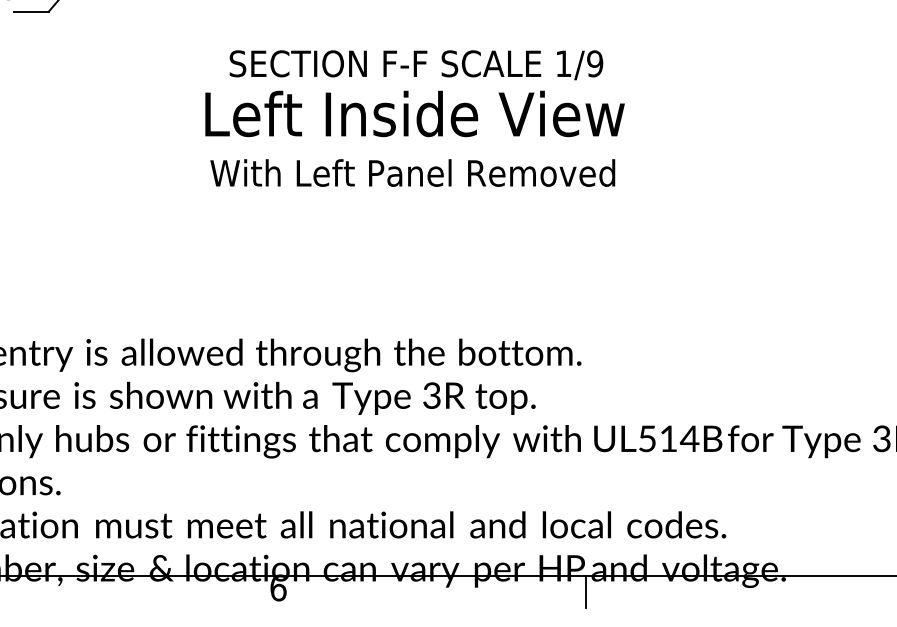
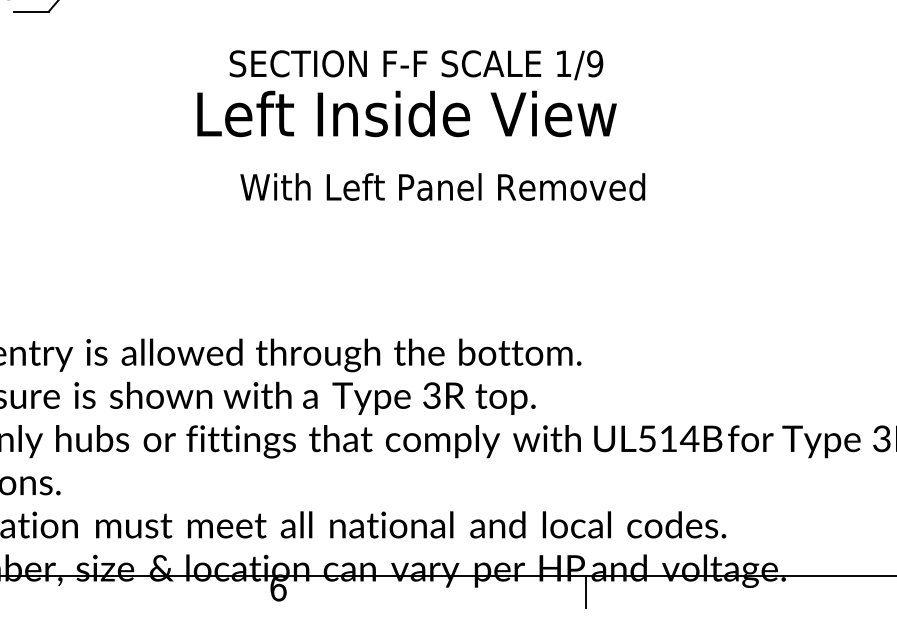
text position: (414, 113) -> (406, 113) (406, 113)
text position: (412, 172) -> (442, 186) (442, 186)
